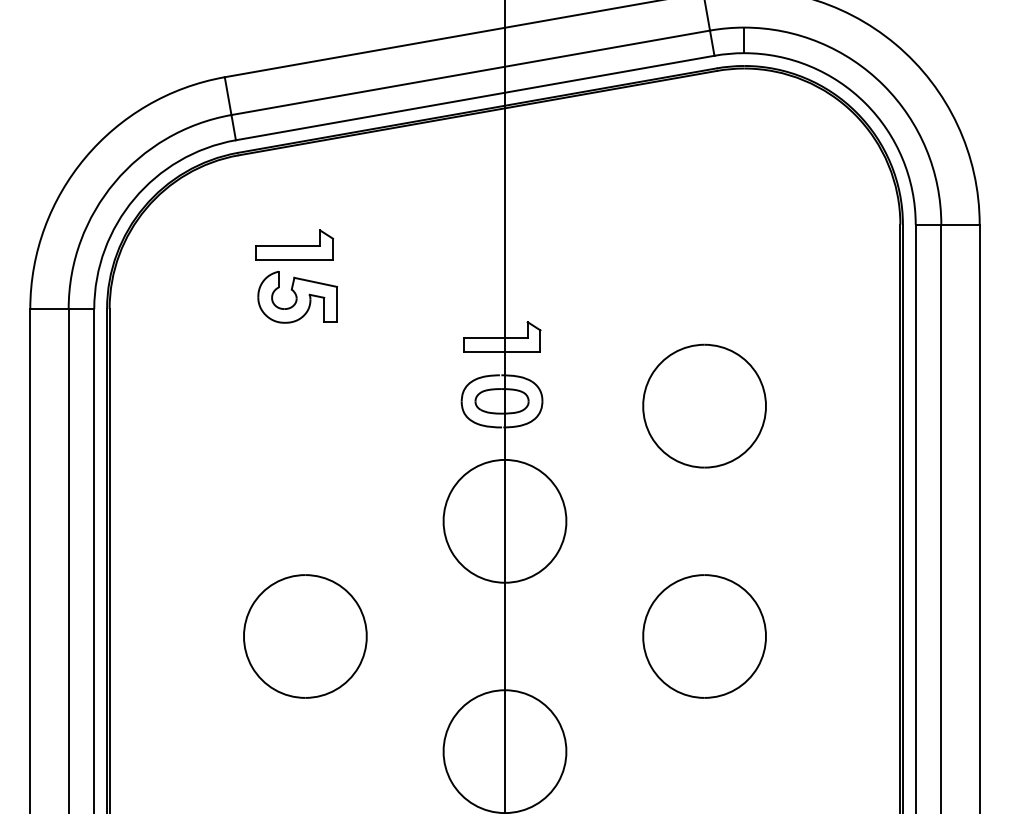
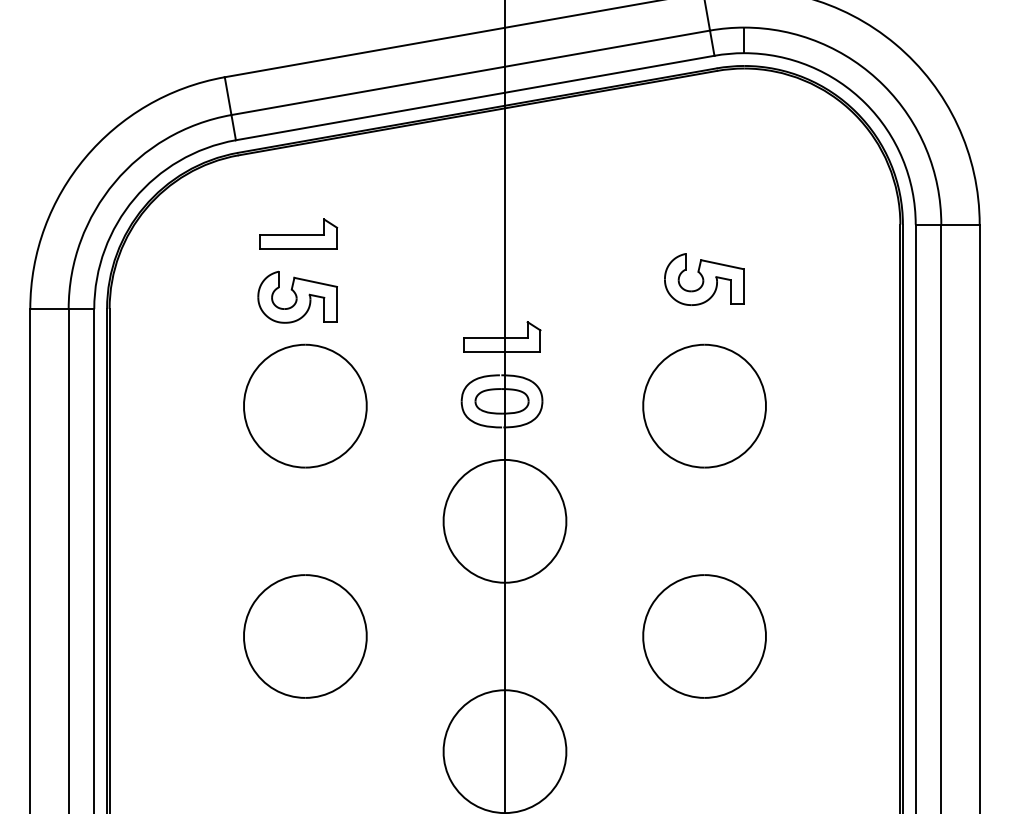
part position: (294, 244) -> (298, 233) (298, 233)
part: none -> present (704, 279)
part: none -> present (305, 405)
